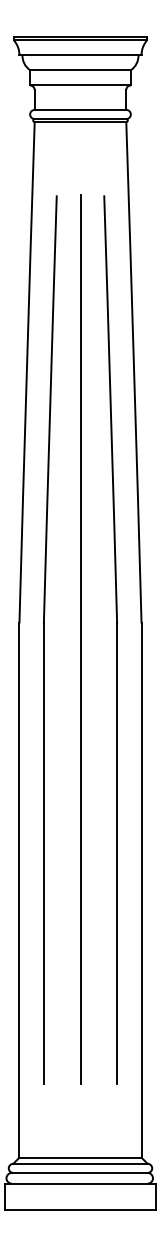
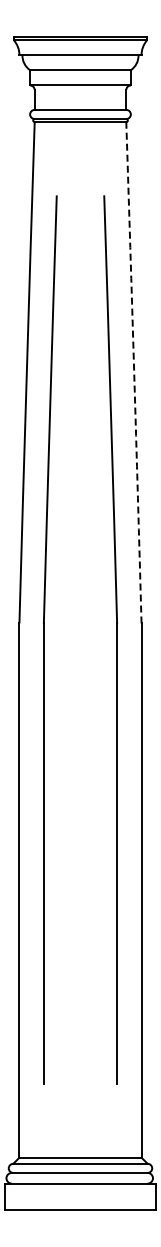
arc: solid -> dashed (134, 372)
line: present -> none (80, 639)
